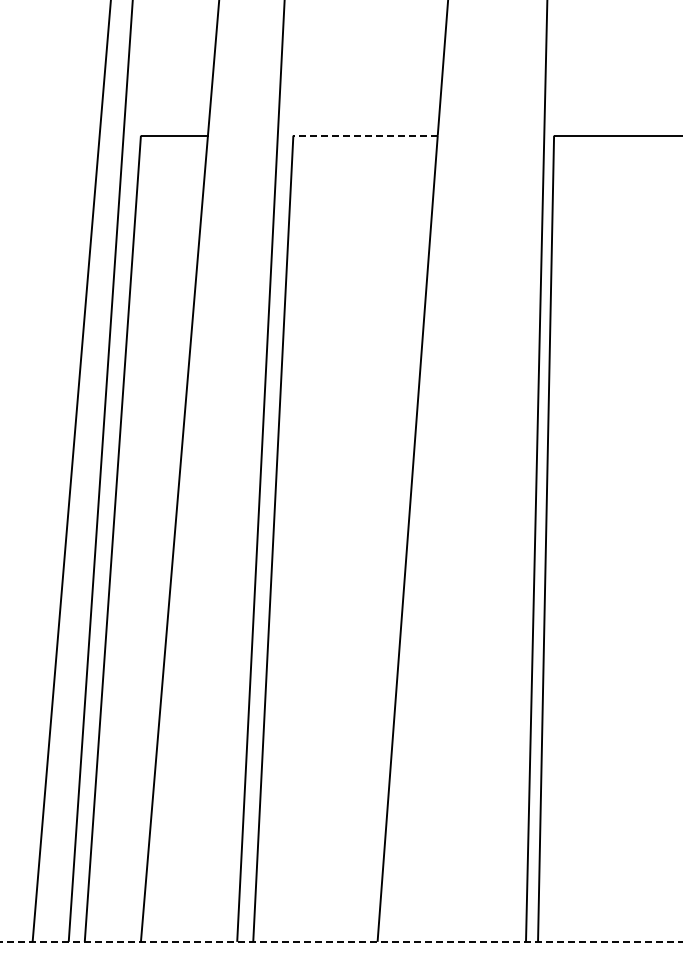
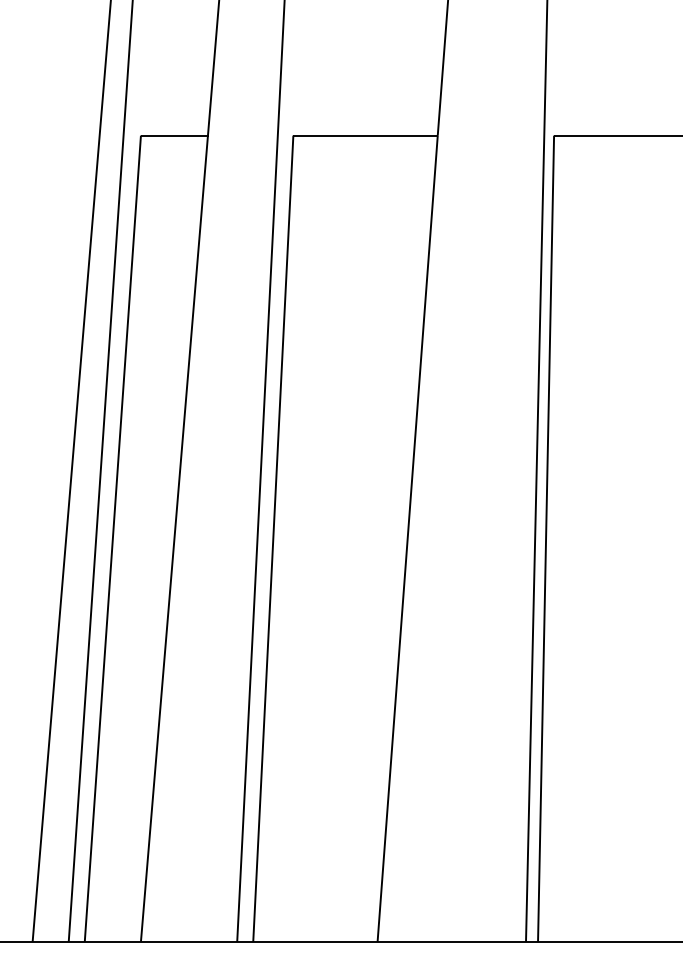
line: dashed -> solid (365, 135)
line: dashed -> solid (341, 941)
